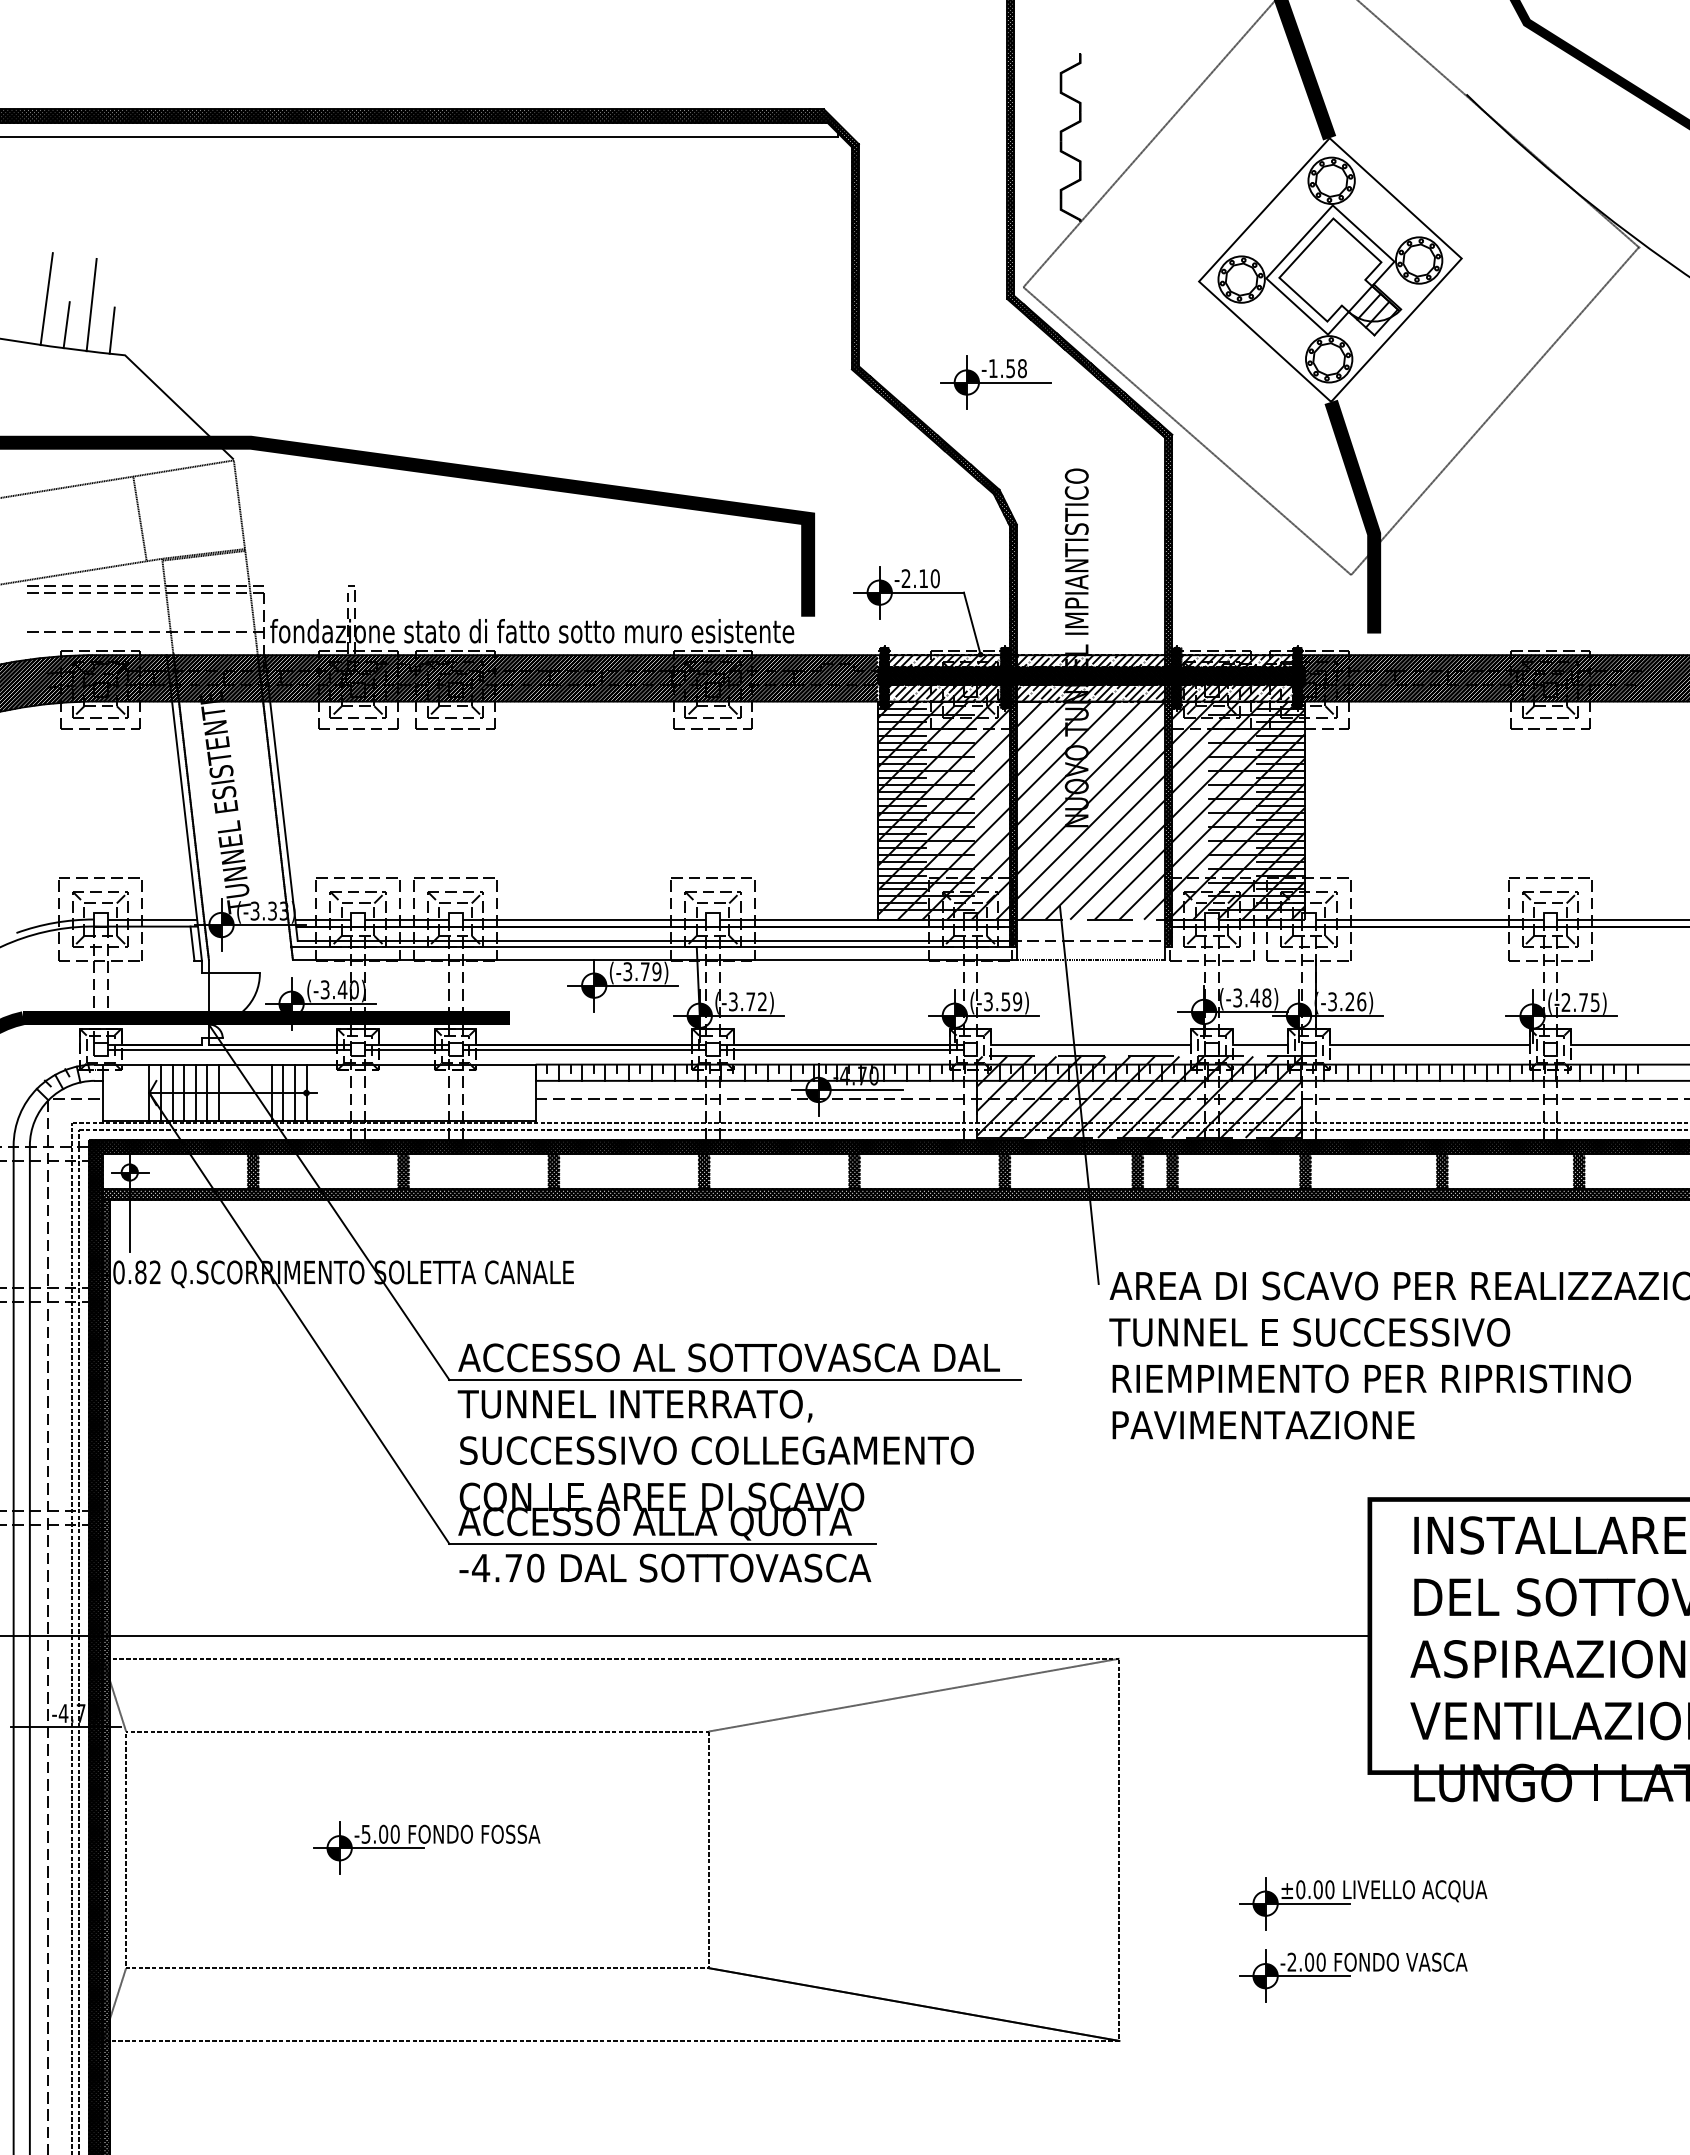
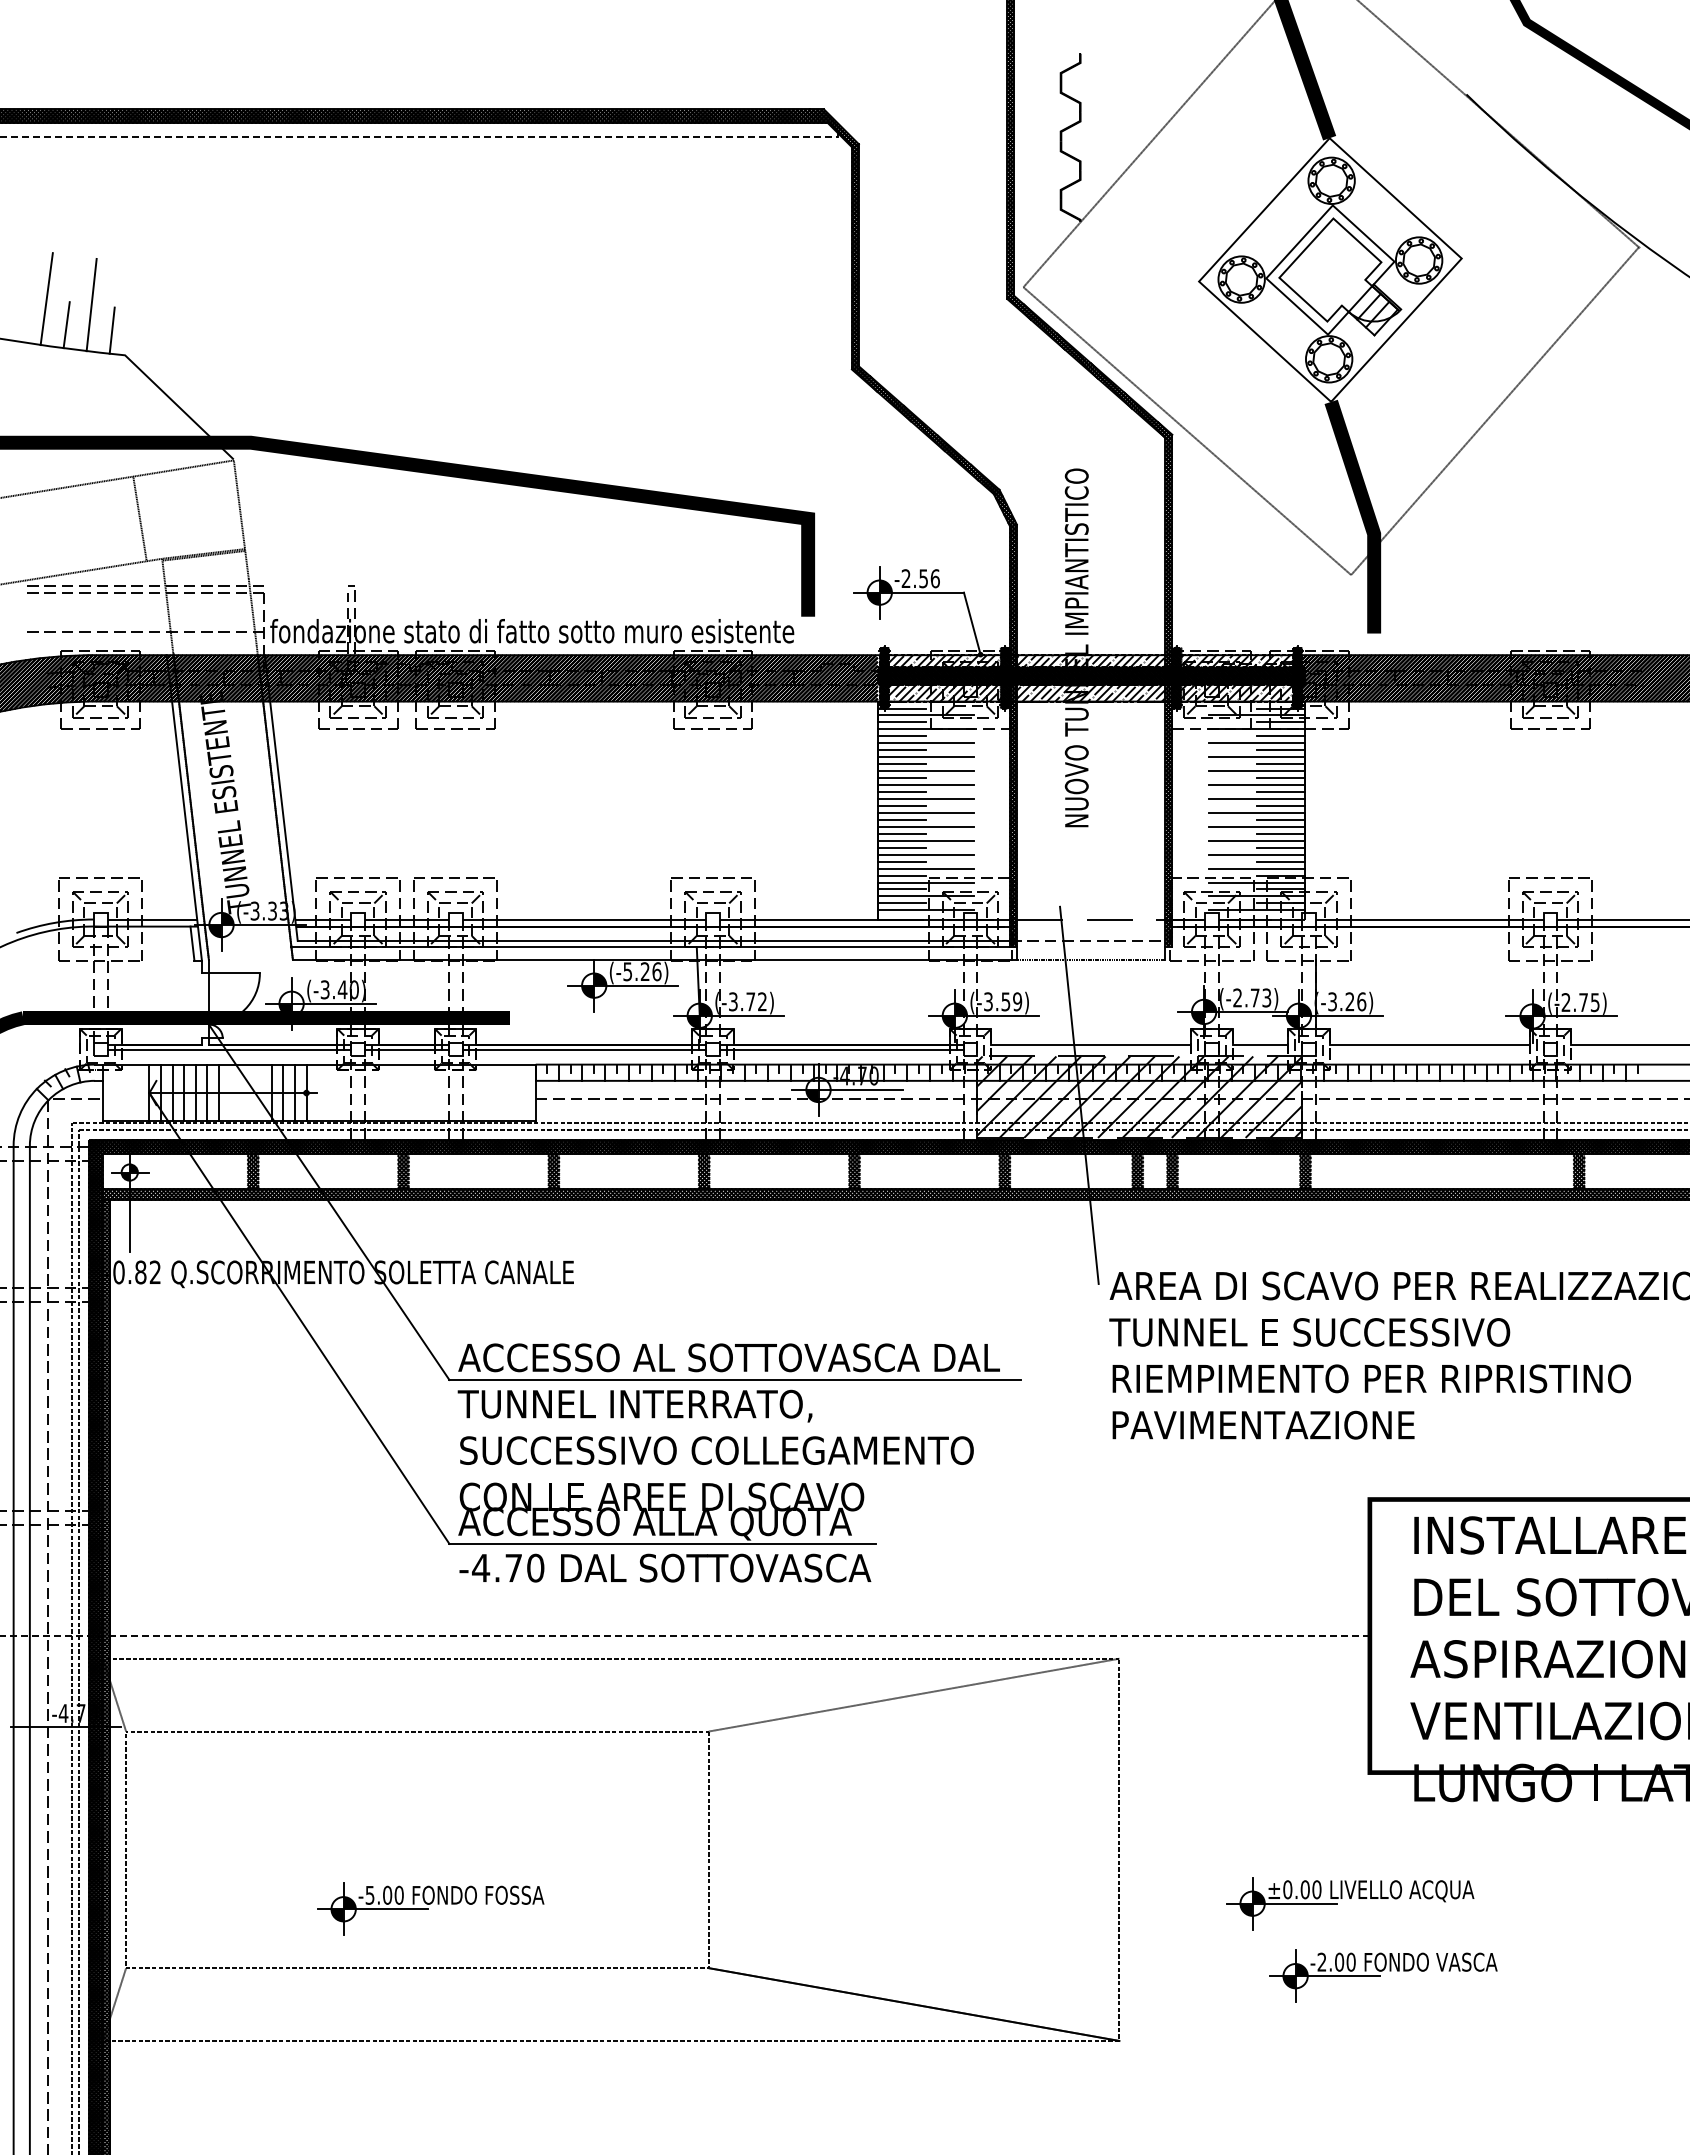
line: solid -> dashed (419, 137)
part: present -> none (995, 382)
text: -2.10 -> -2.56 (929, 578)
hatch: present -> none (1090, 810)
text: (-3.79) -> (-5.26) (642, 971)
fill: present -> none (297, 997)
text: (-3.48) -> (-2.73) (1252, 997)
fill: present -> none (824, 1083)
hatch: present -> none (1442, 1170)
line: solid -> dashed (685, 1636)
part position: (426, 1847) -> (430, 1908) (430, 1908)
part position: (1363, 1903) -> (1350, 1903) (1350, 1903)
part position: (1353, 1975) -> (1383, 1975) (1383, 1975)
